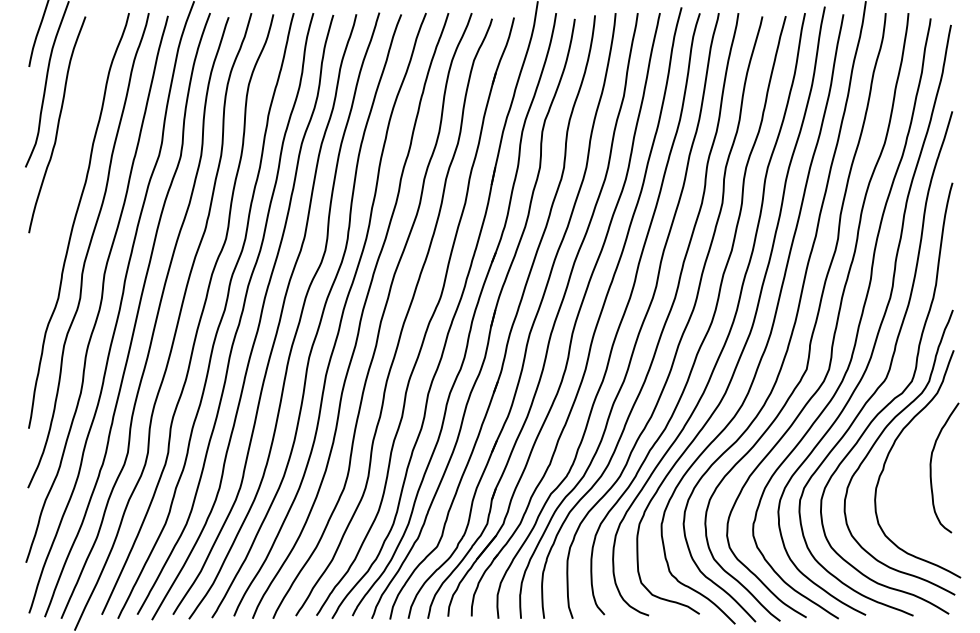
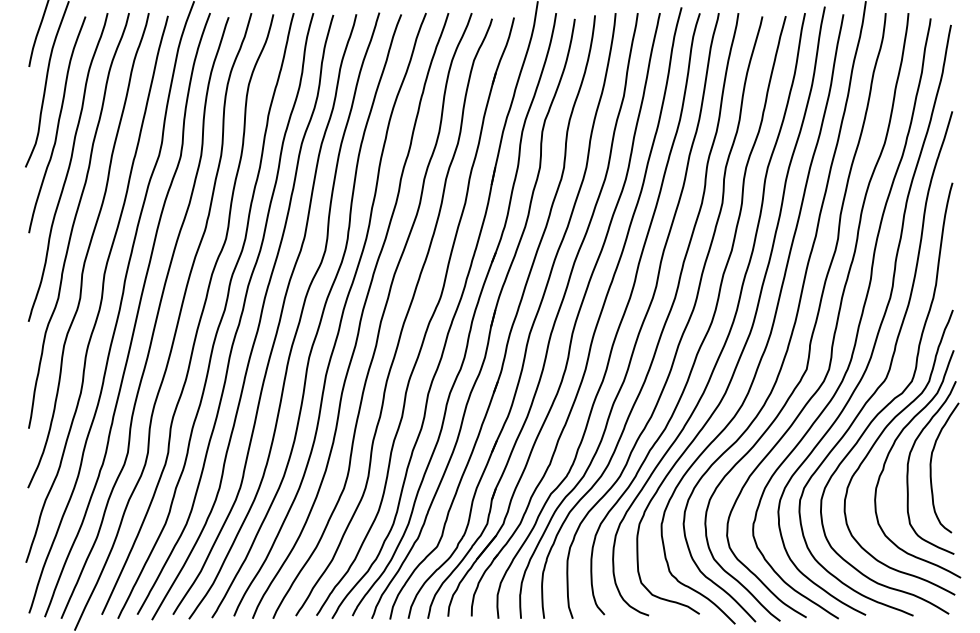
curve: none -> present (68, 167)
curve: none -> present (909, 462)
